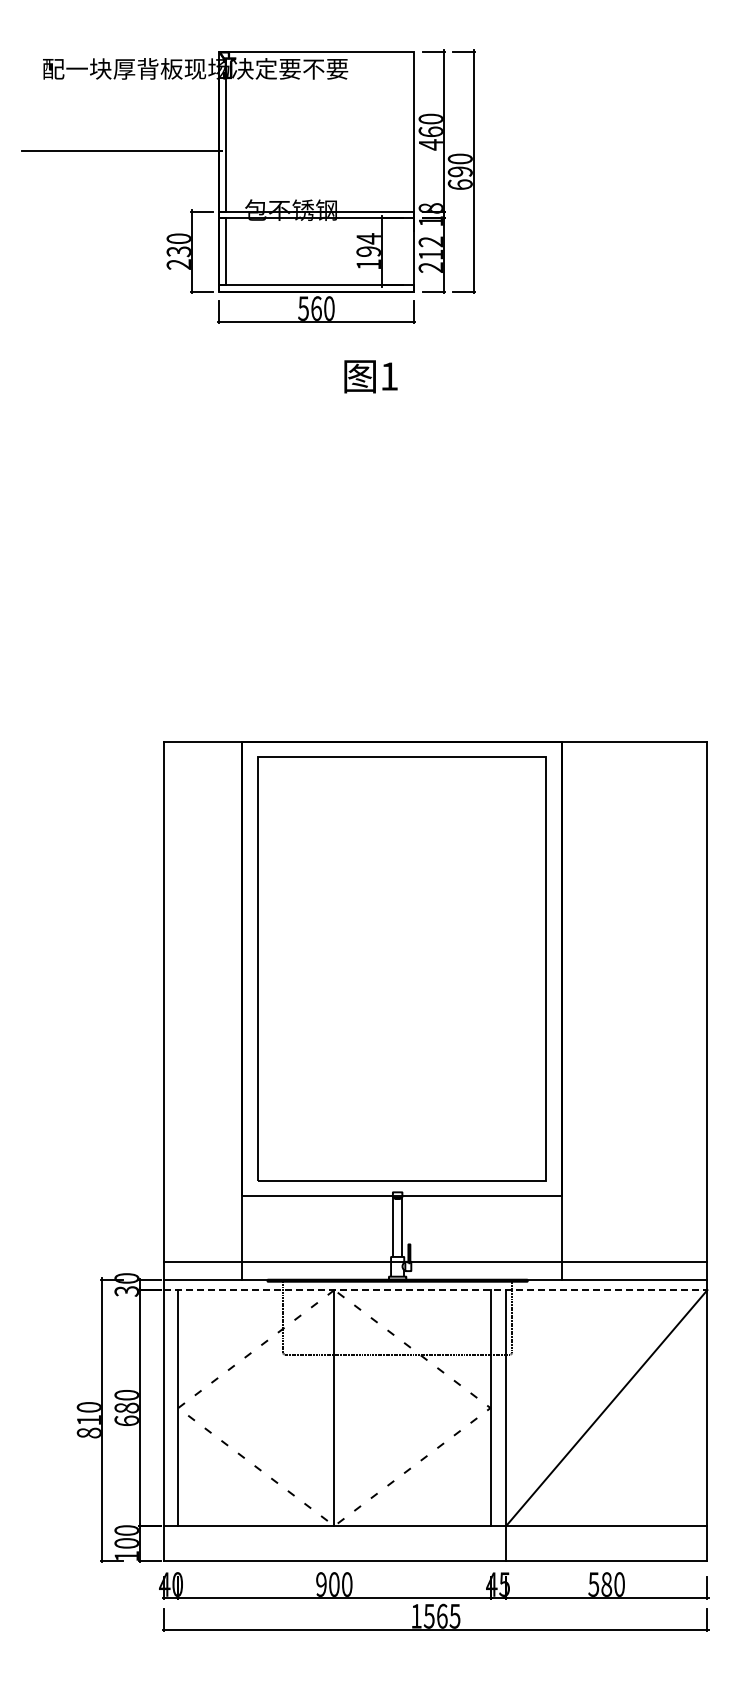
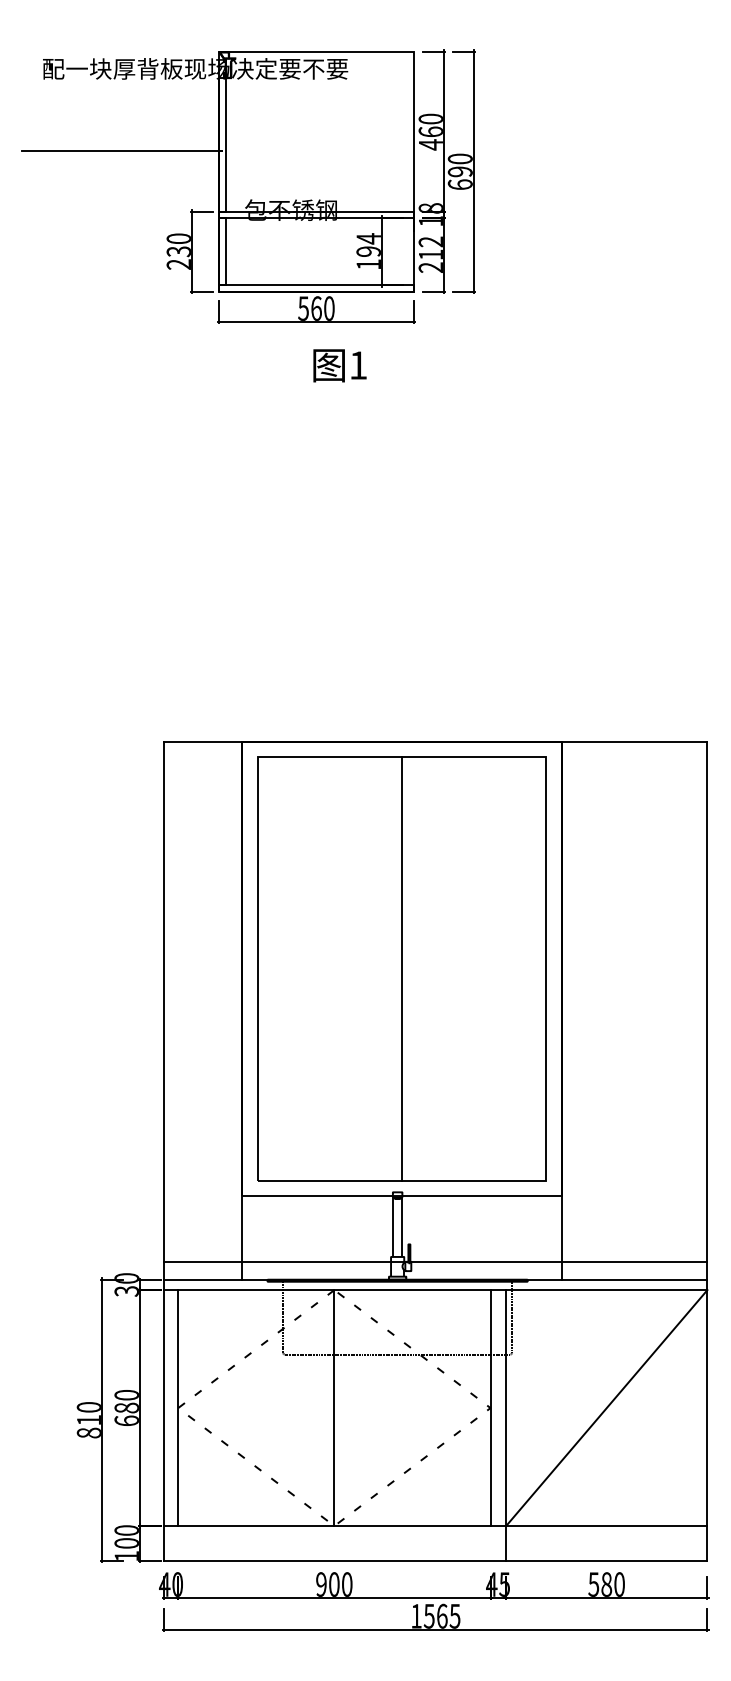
text position: (370, 376) -> (339, 365) (339, 365)
line: none -> present (402, 968)
line: dashed -> solid (435, 1290)
